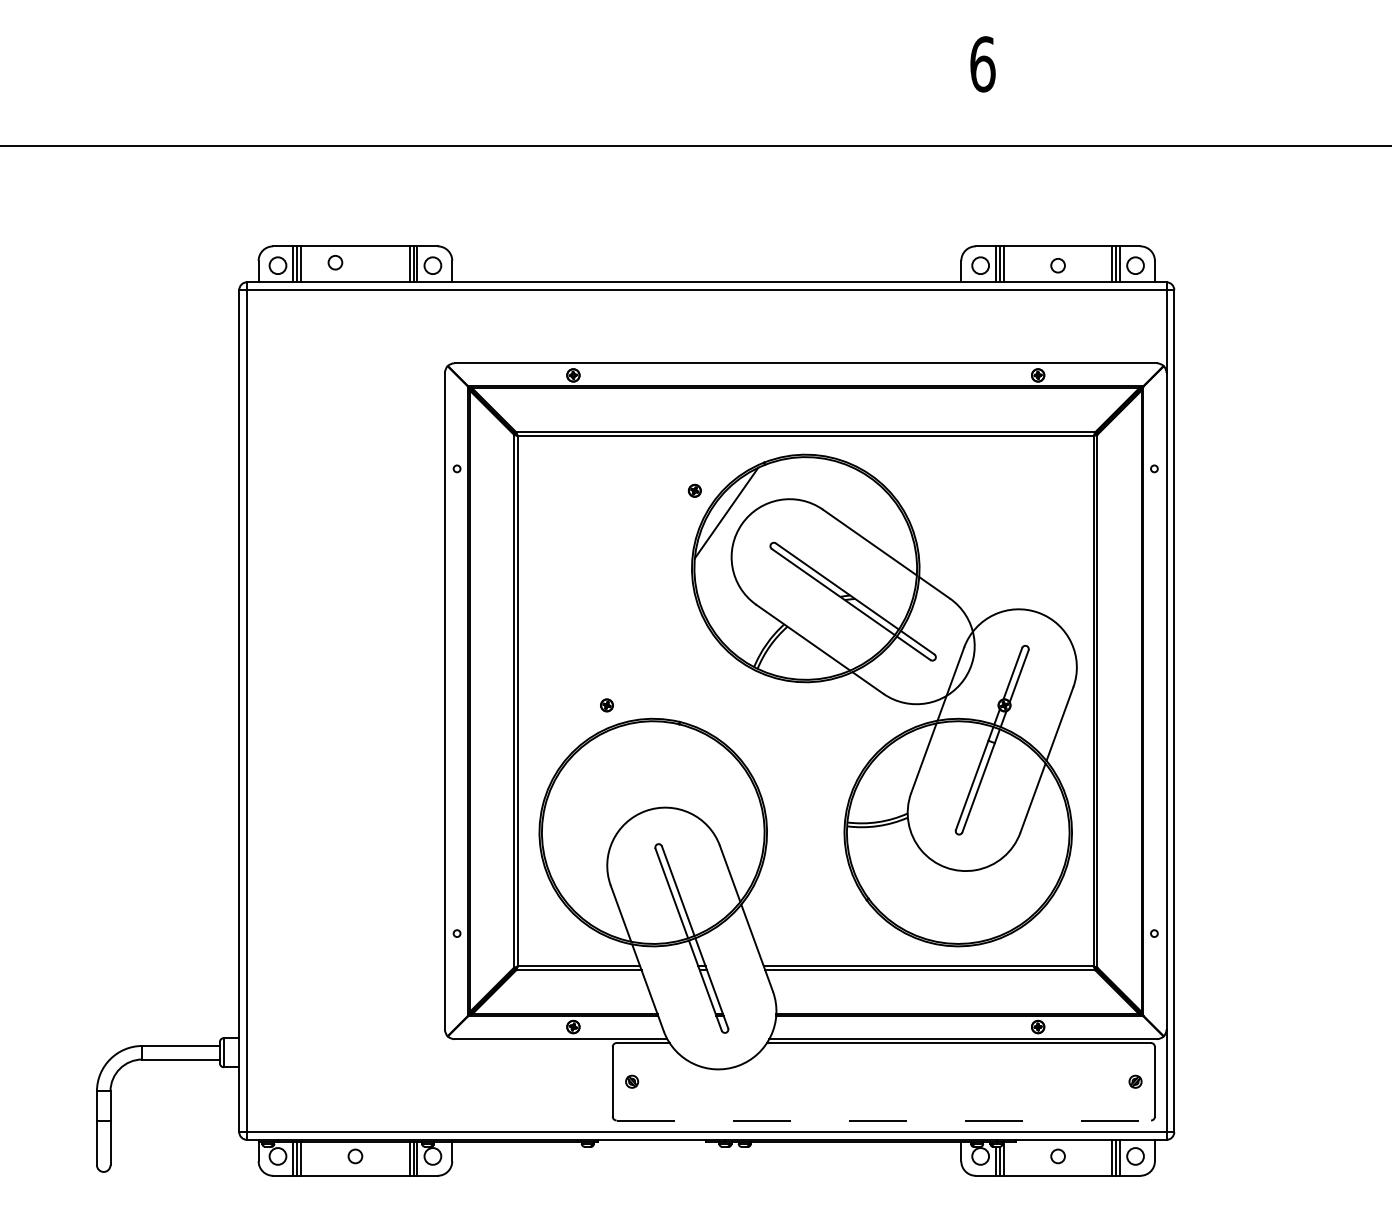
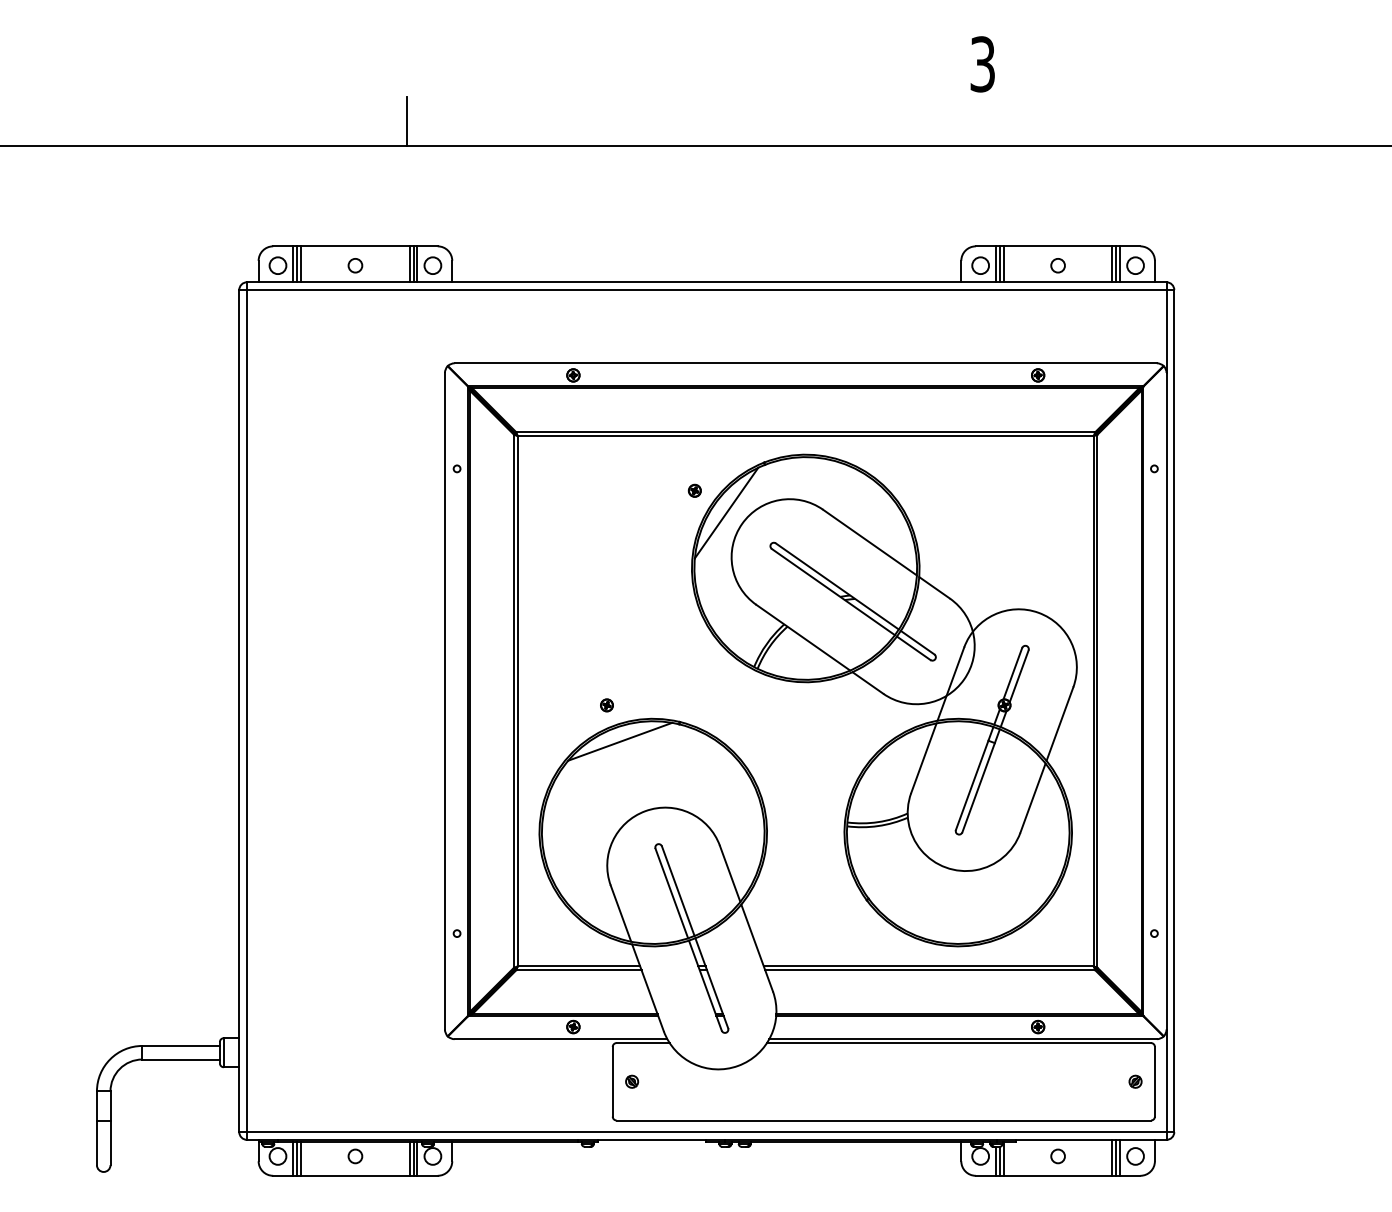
text: 6 -> 3 (982, 64)
line: none -> present (407, 121)
circle position: (335, 262) -> (355, 265) (355, 265)
line: none -> present (620, 741)
line: dashed -> solid (884, 1120)
